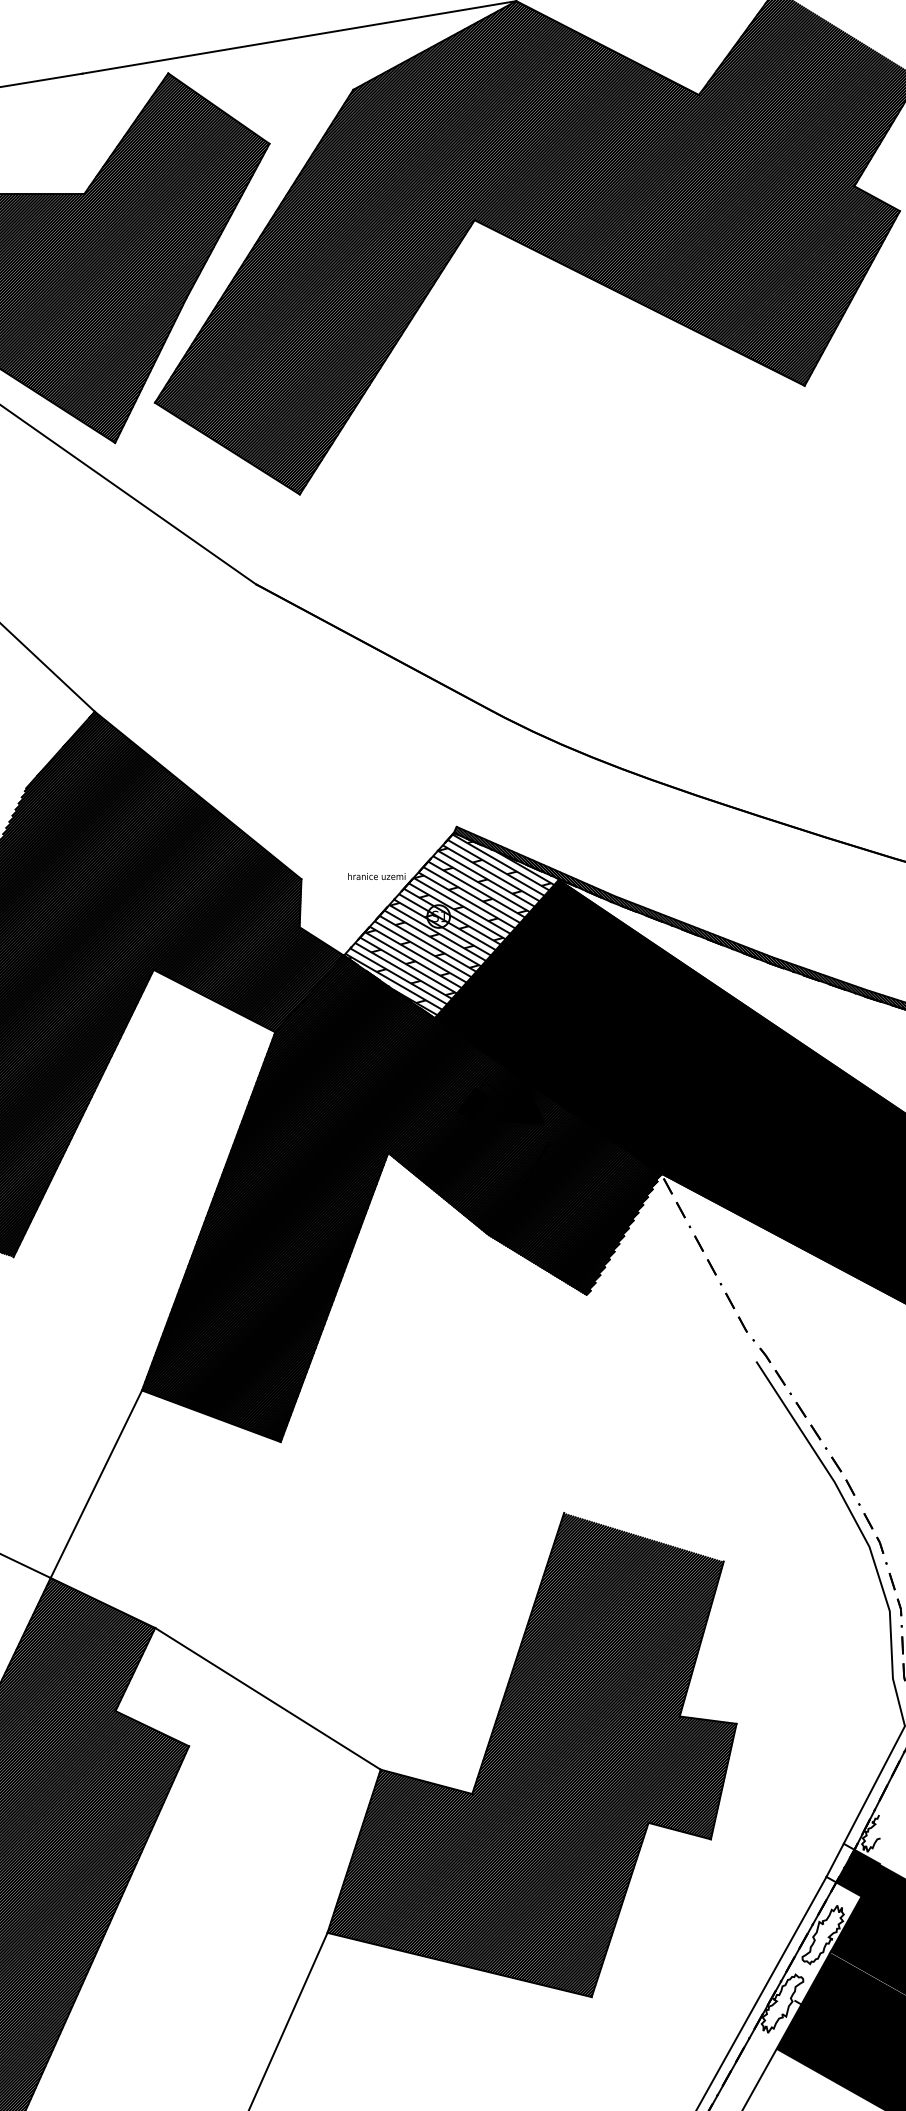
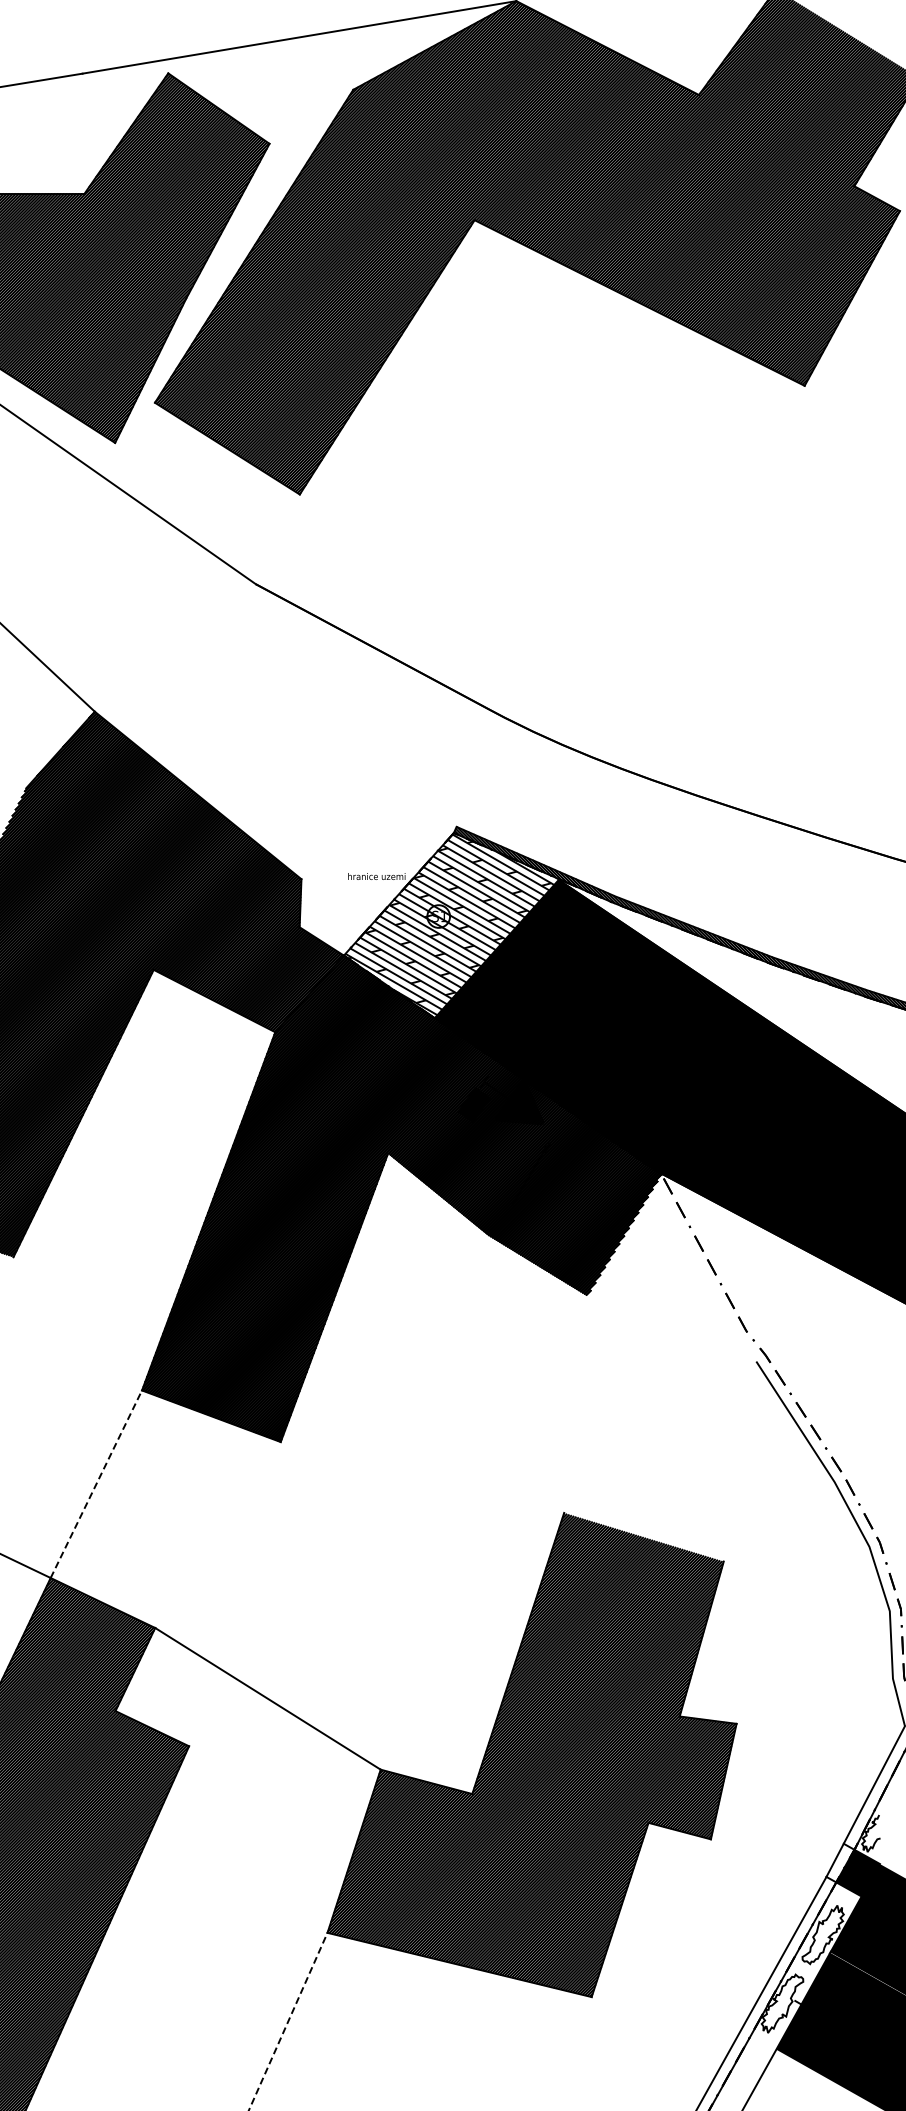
line: solid -> dashed (96, 1483)
line: solid -> dashed (288, 2021)
